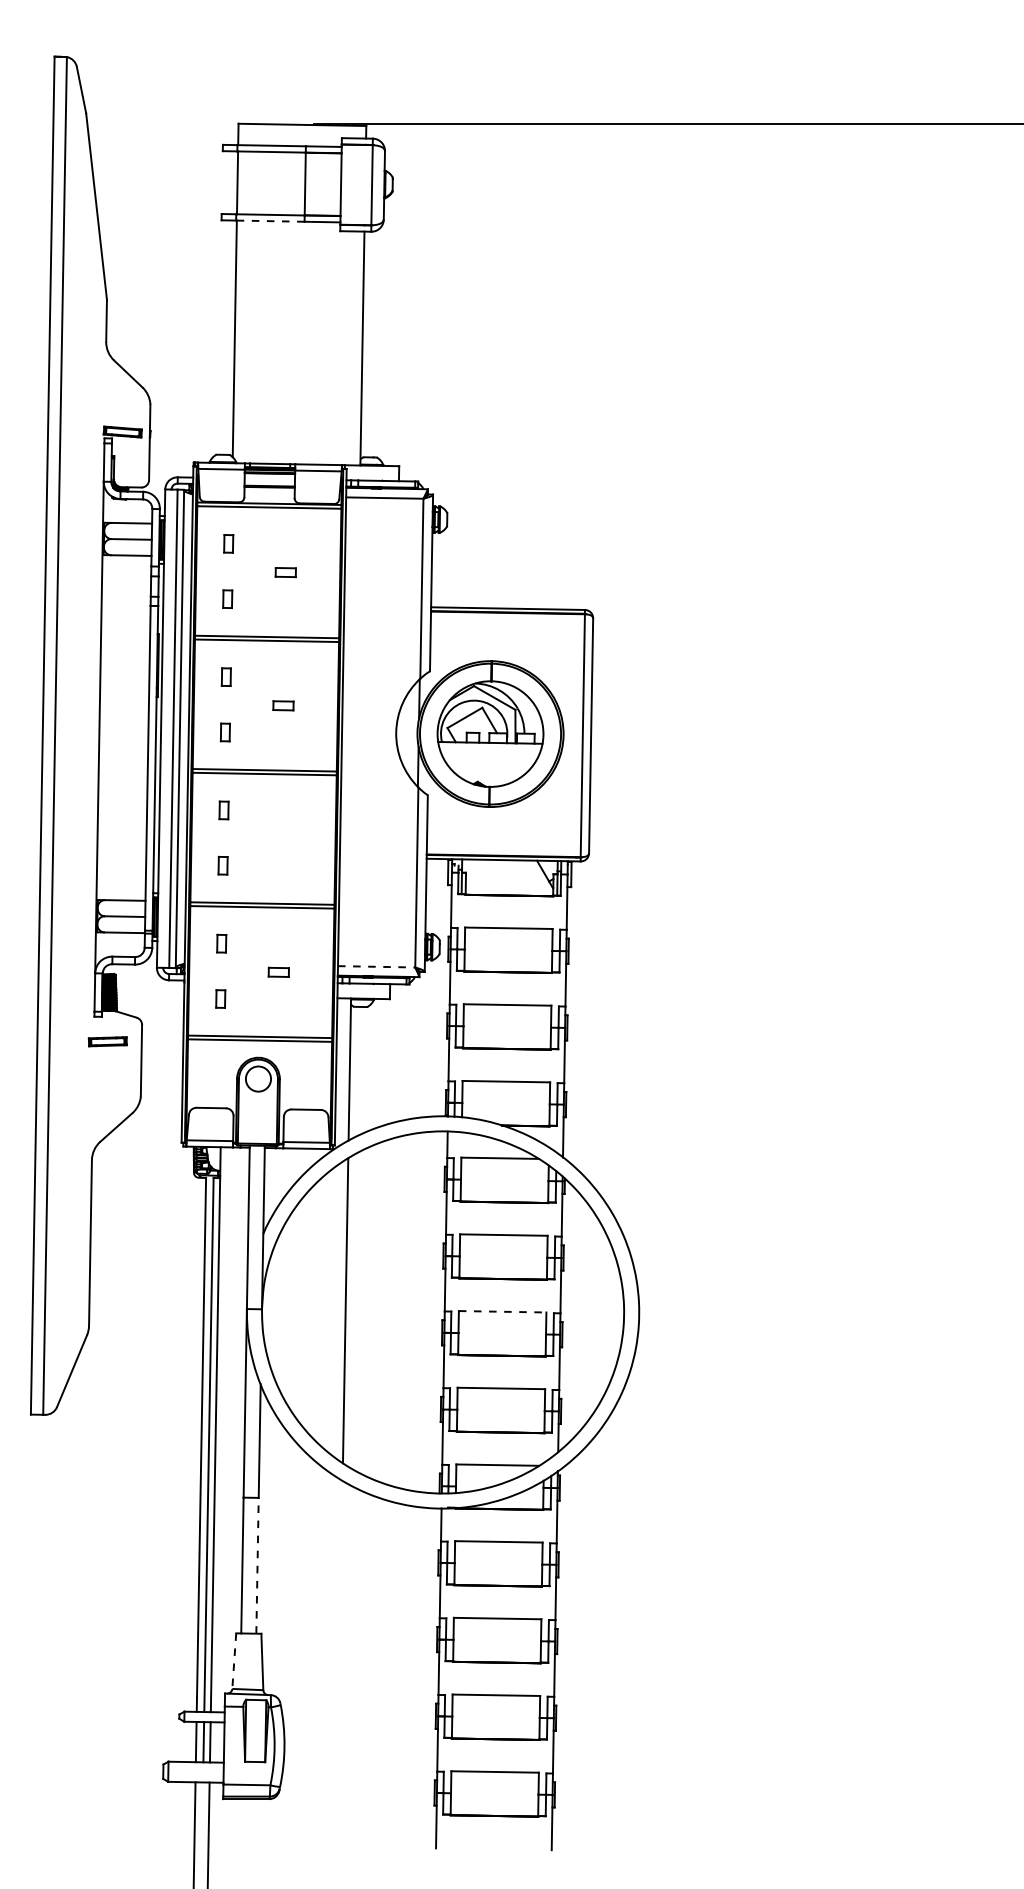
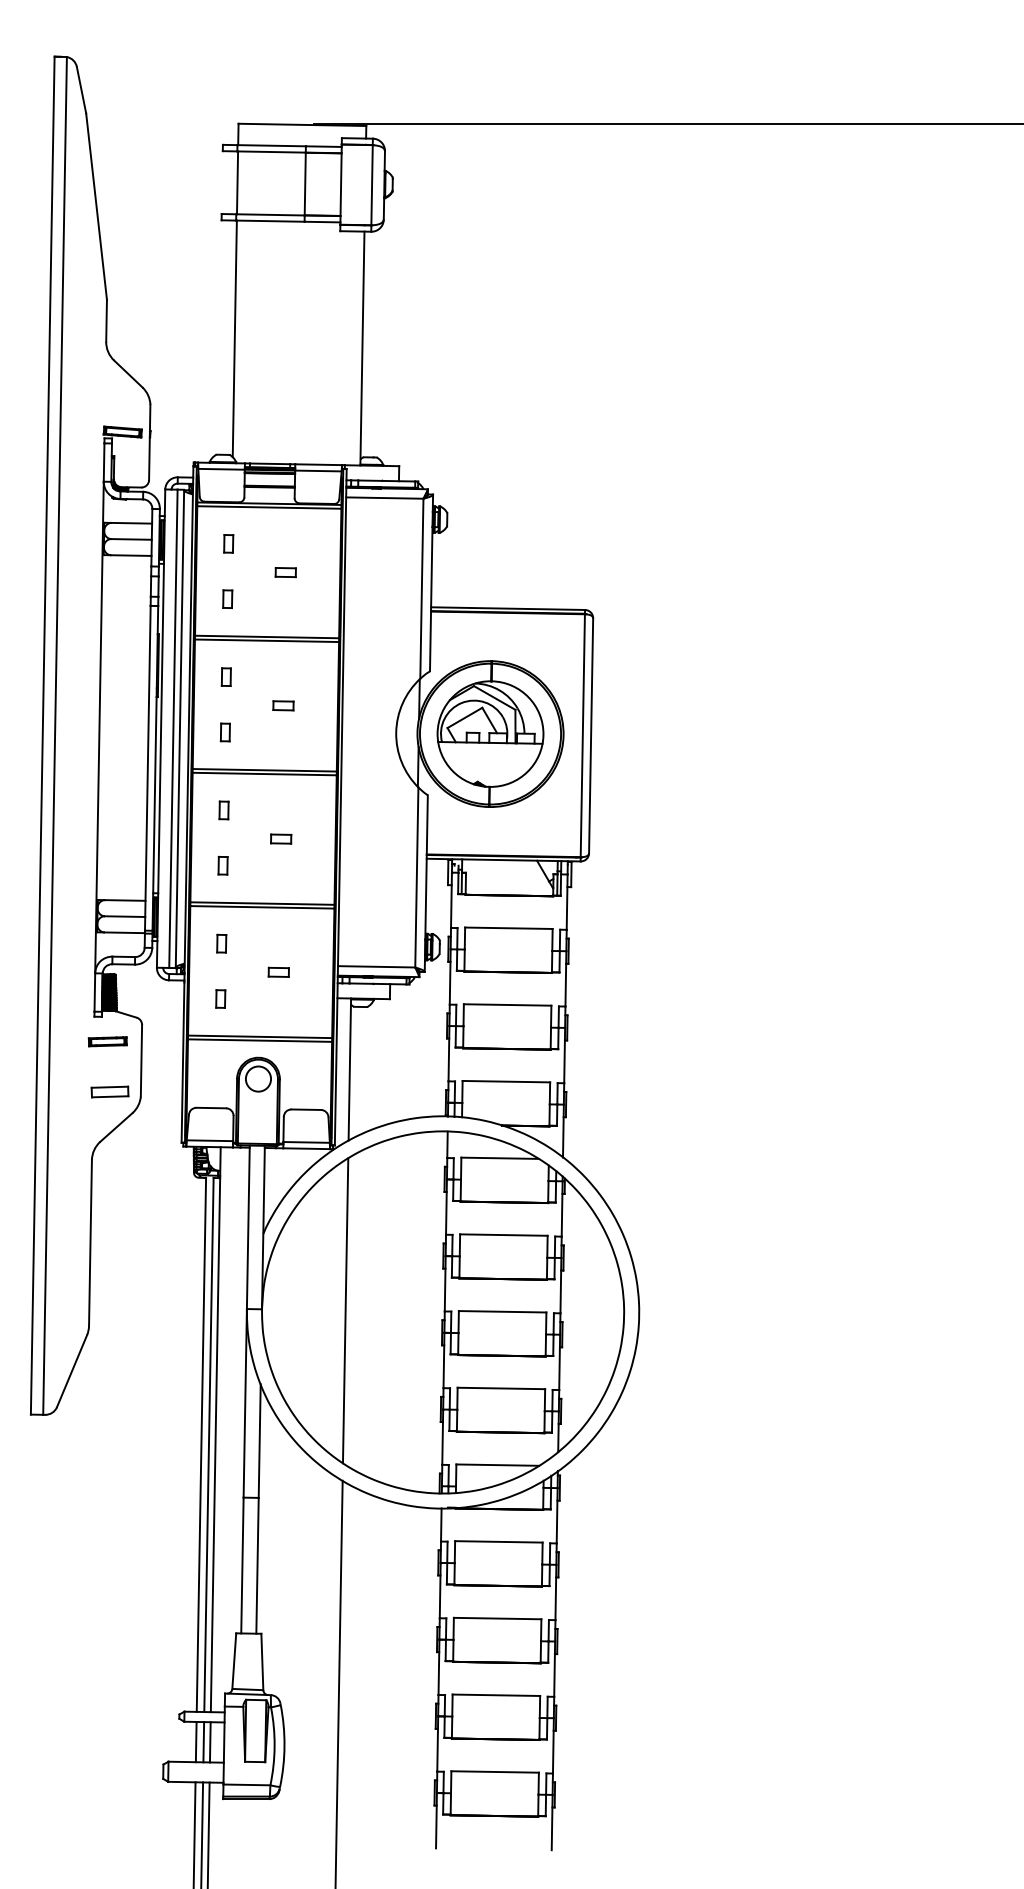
line: dashed -> solid (269, 221)
part: none -> present (281, 838)
line: dashed -> solid (376, 966)
part: none -> present (109, 1091)
line: dashed -> solid (502, 1311)
line: dashed -> solid (257, 1565)
line: dashed -> solid (234, 1661)
line: none -> present (338, 1682)
line: none -> present (202, 1833)
